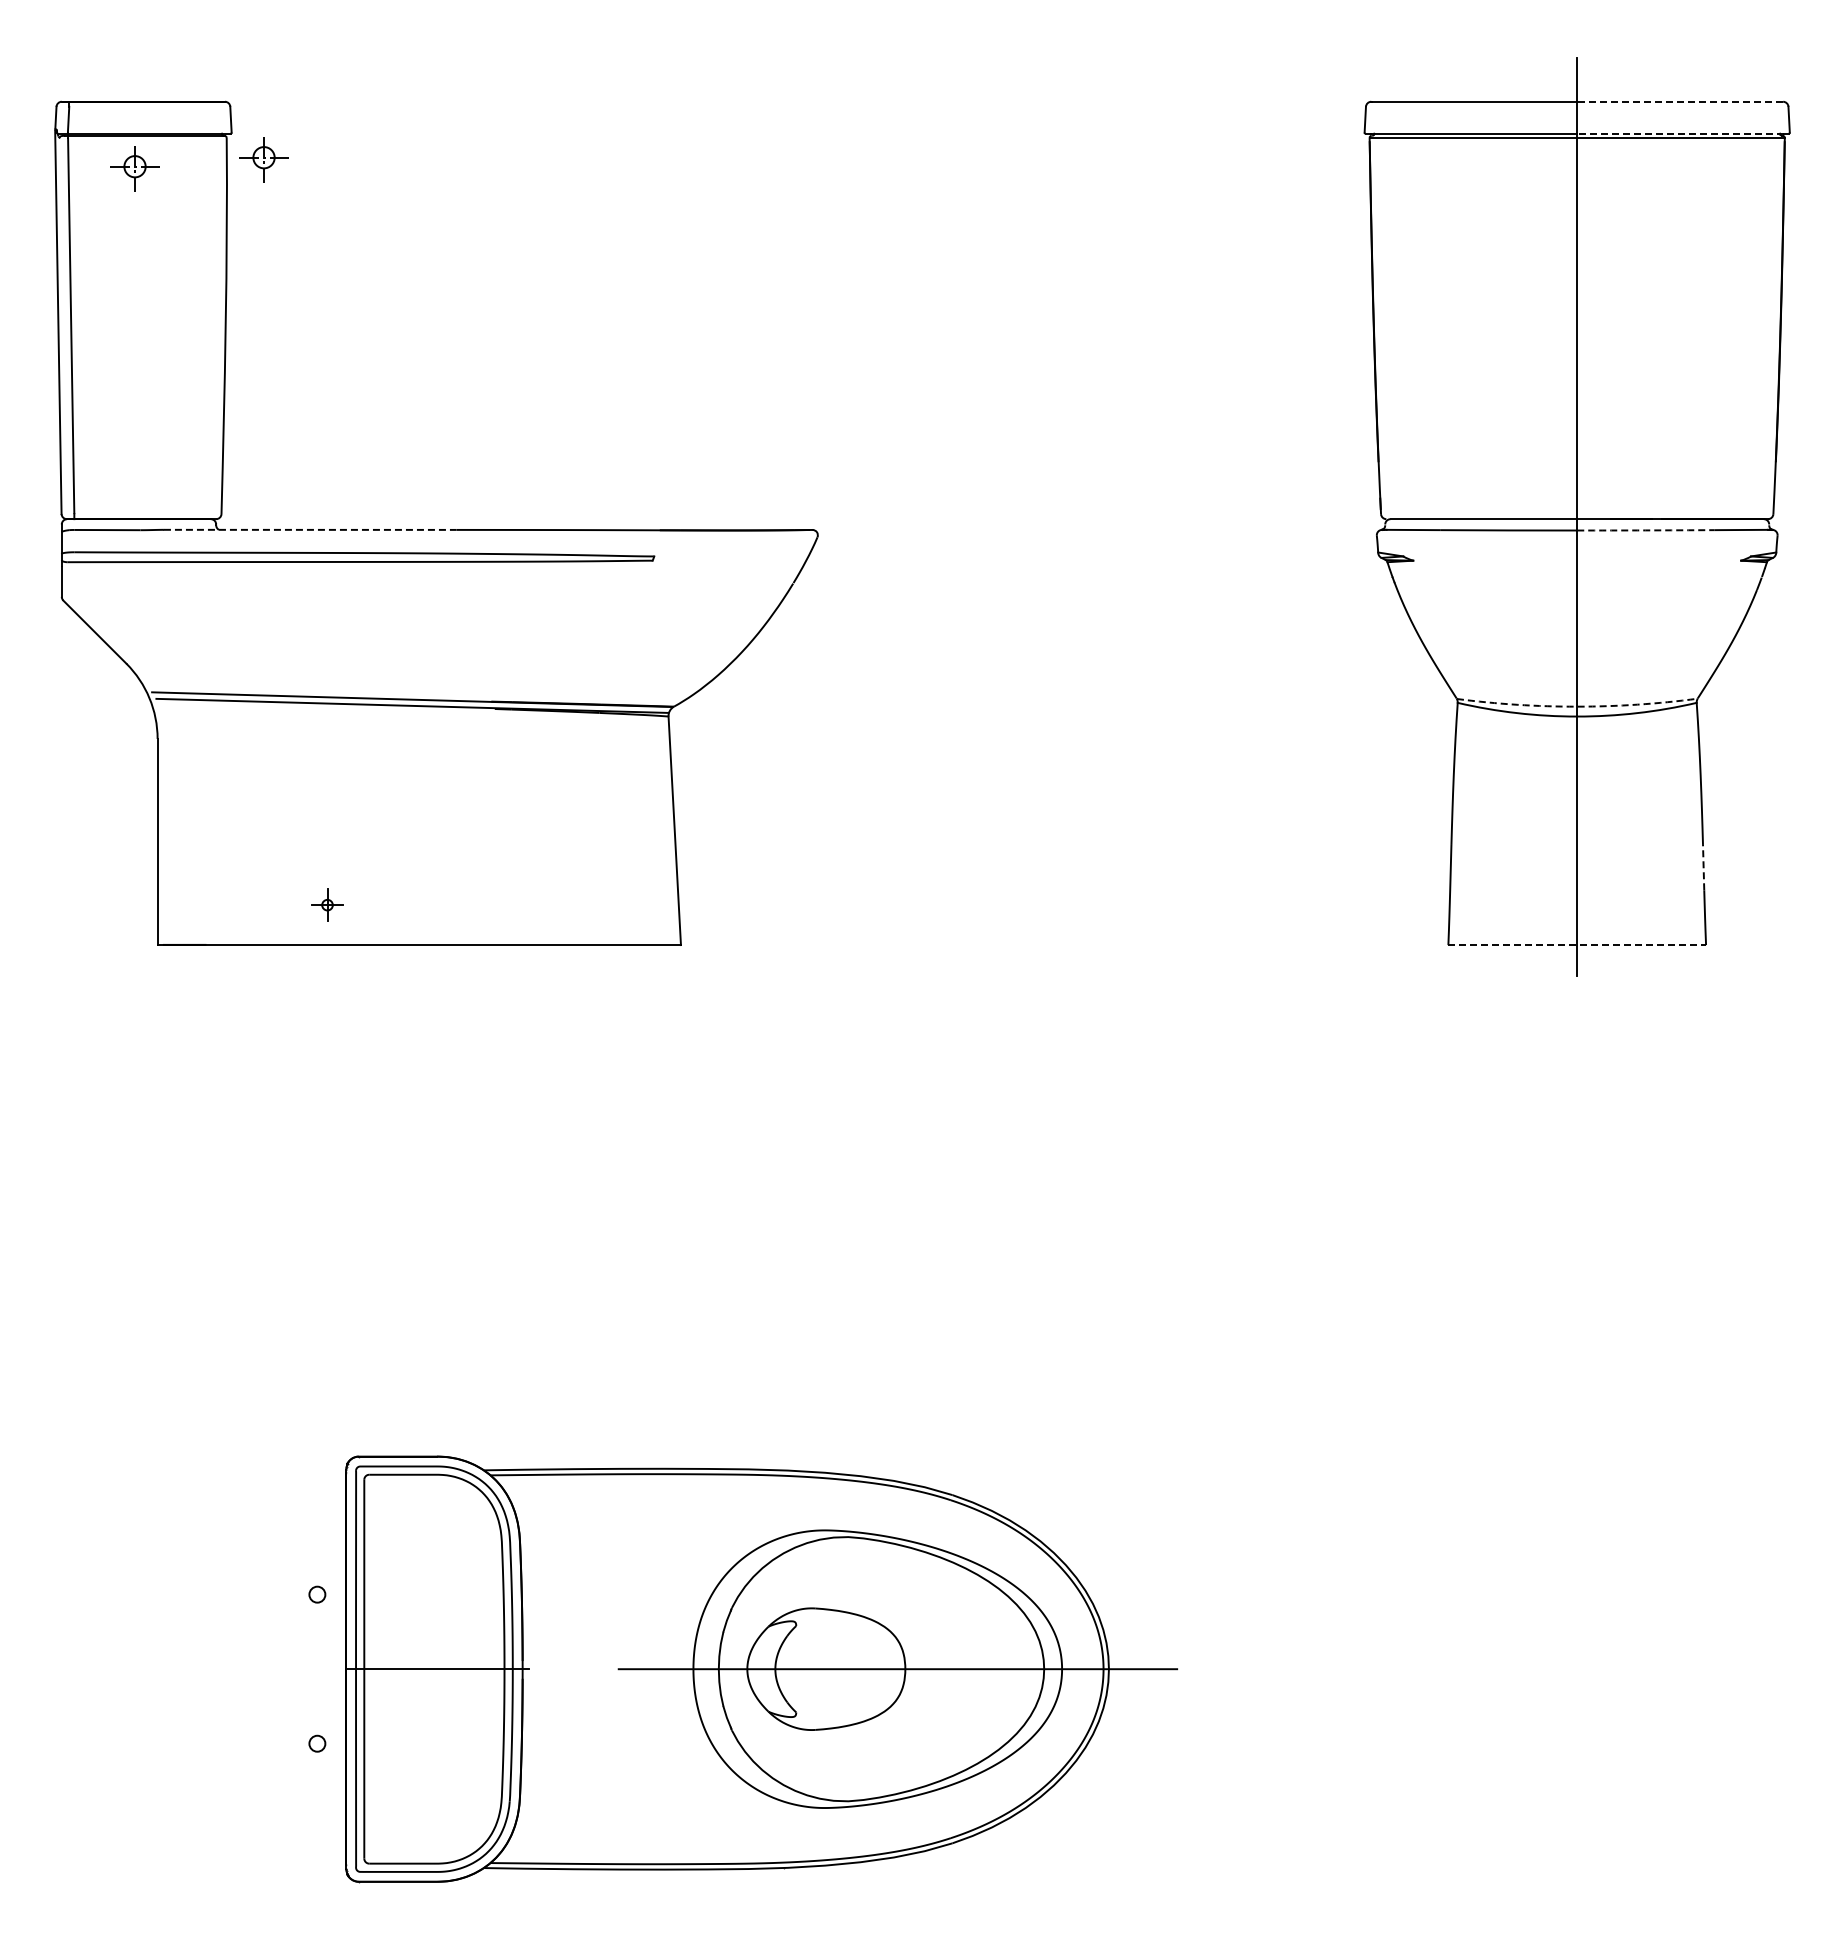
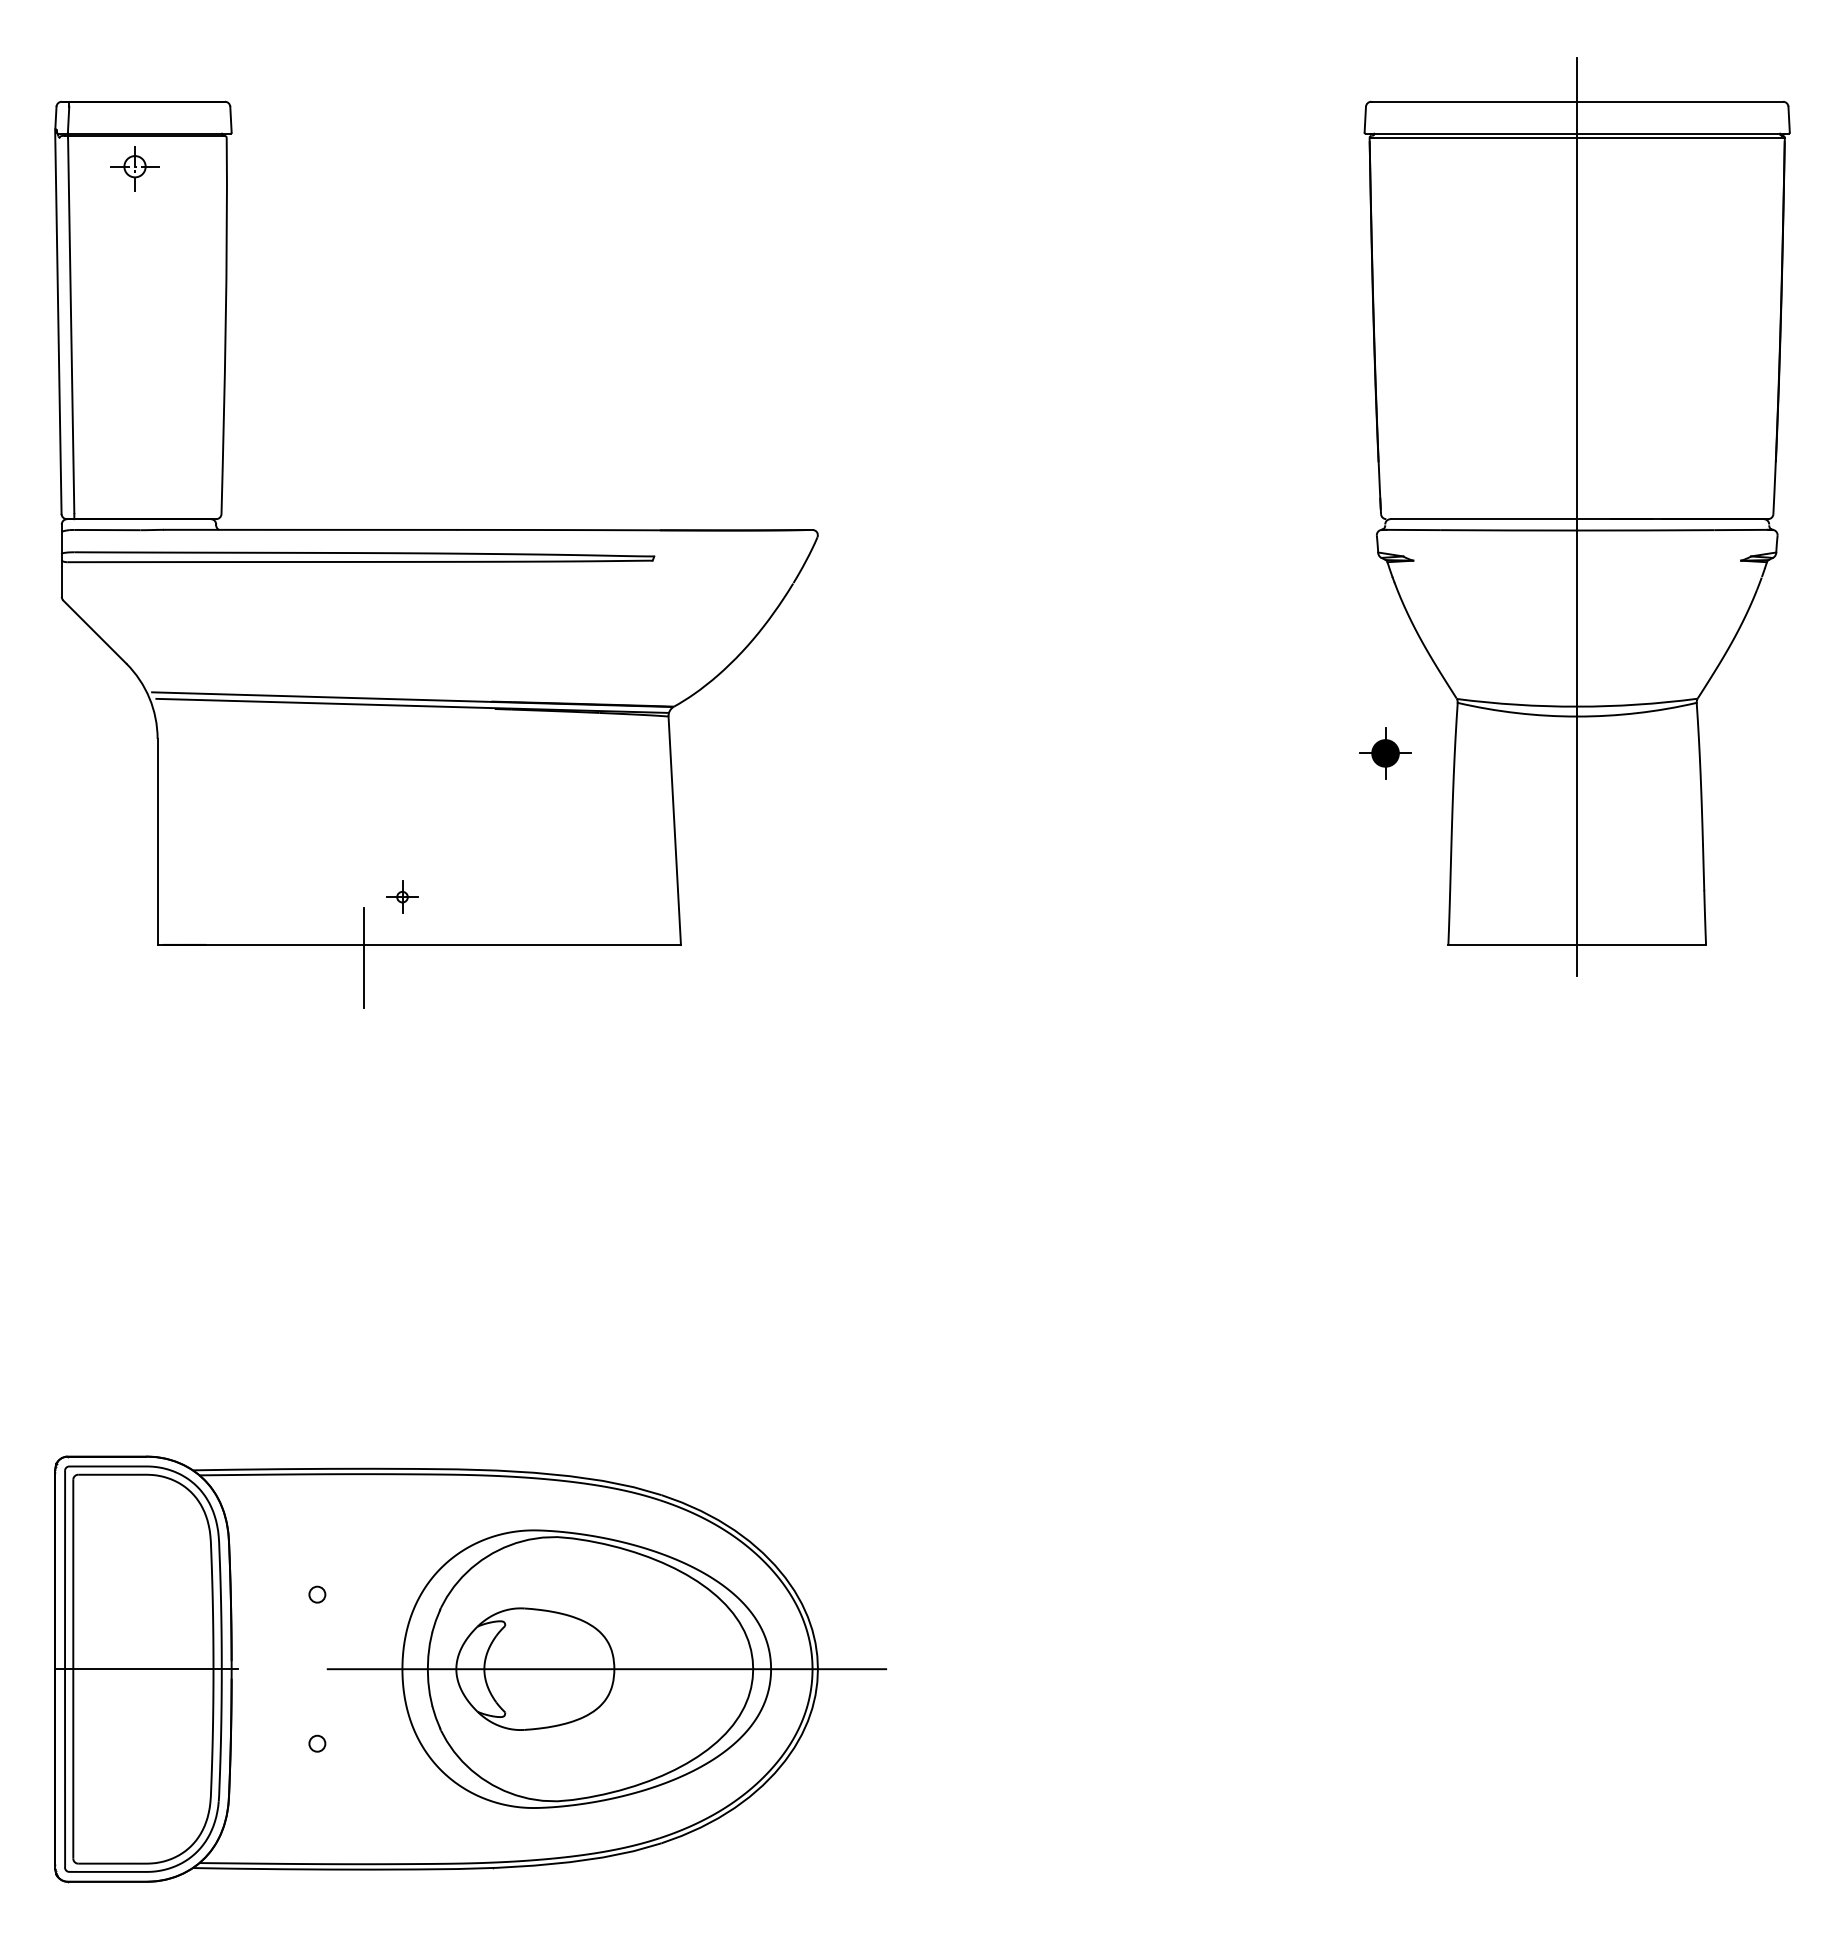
line: dashed -> solid (1679, 101)
line: dashed -> solid (1680, 133)
part: present -> none (263, 159)
line: dashed -> solid (310, 529)
arc: dashed -> solid (1645, 530)
arc: dashed -> solid (1577, 706)
part: none -> present (1385, 753)
line: dashed -> solid (1703, 867)
part position: (327, 904) -> (402, 896) (402, 896)
line: dashed -> solid (1577, 945)
line: none -> present (364, 957)
part position: (761, 1669) -> (470, 1669) (470, 1669)
